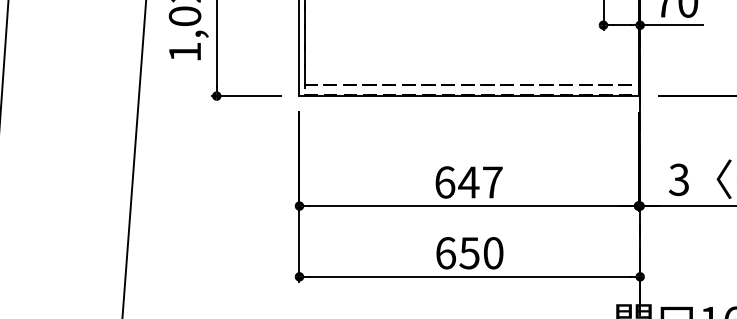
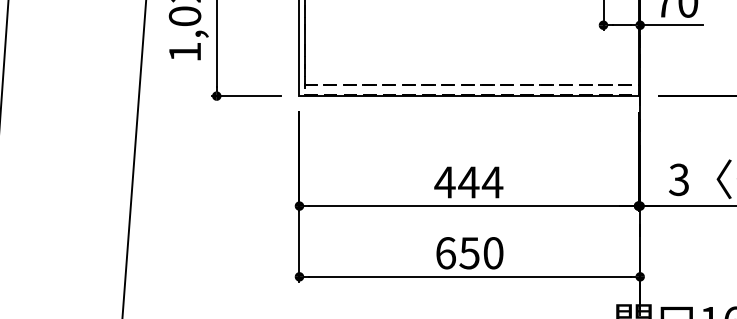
text: 647 -> 444 (468, 182)
